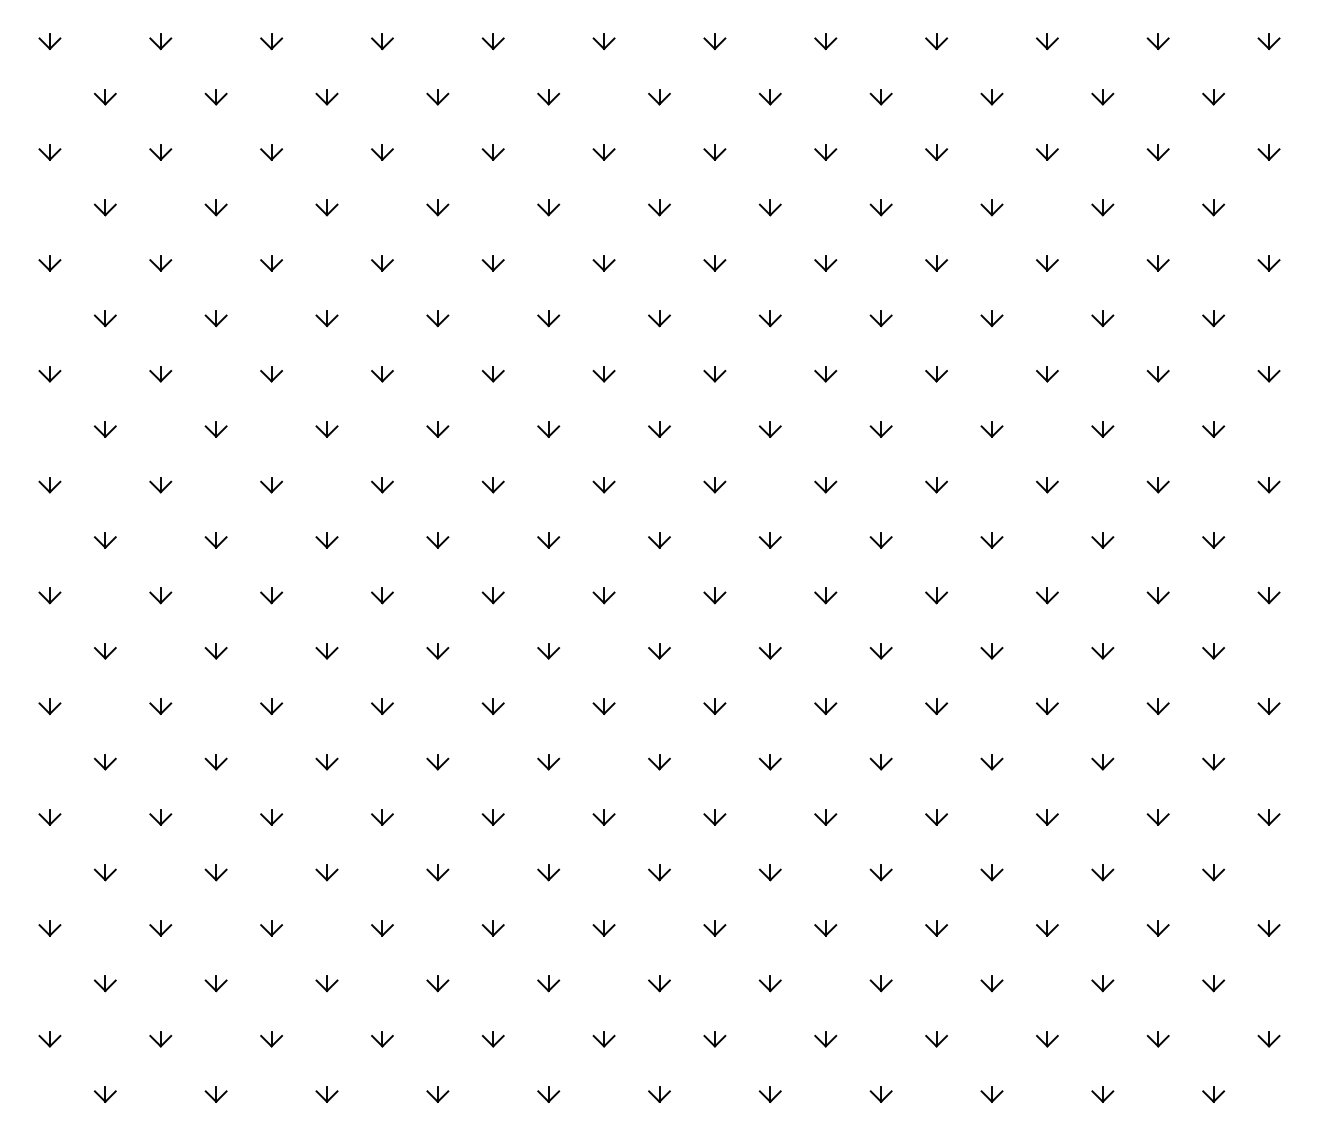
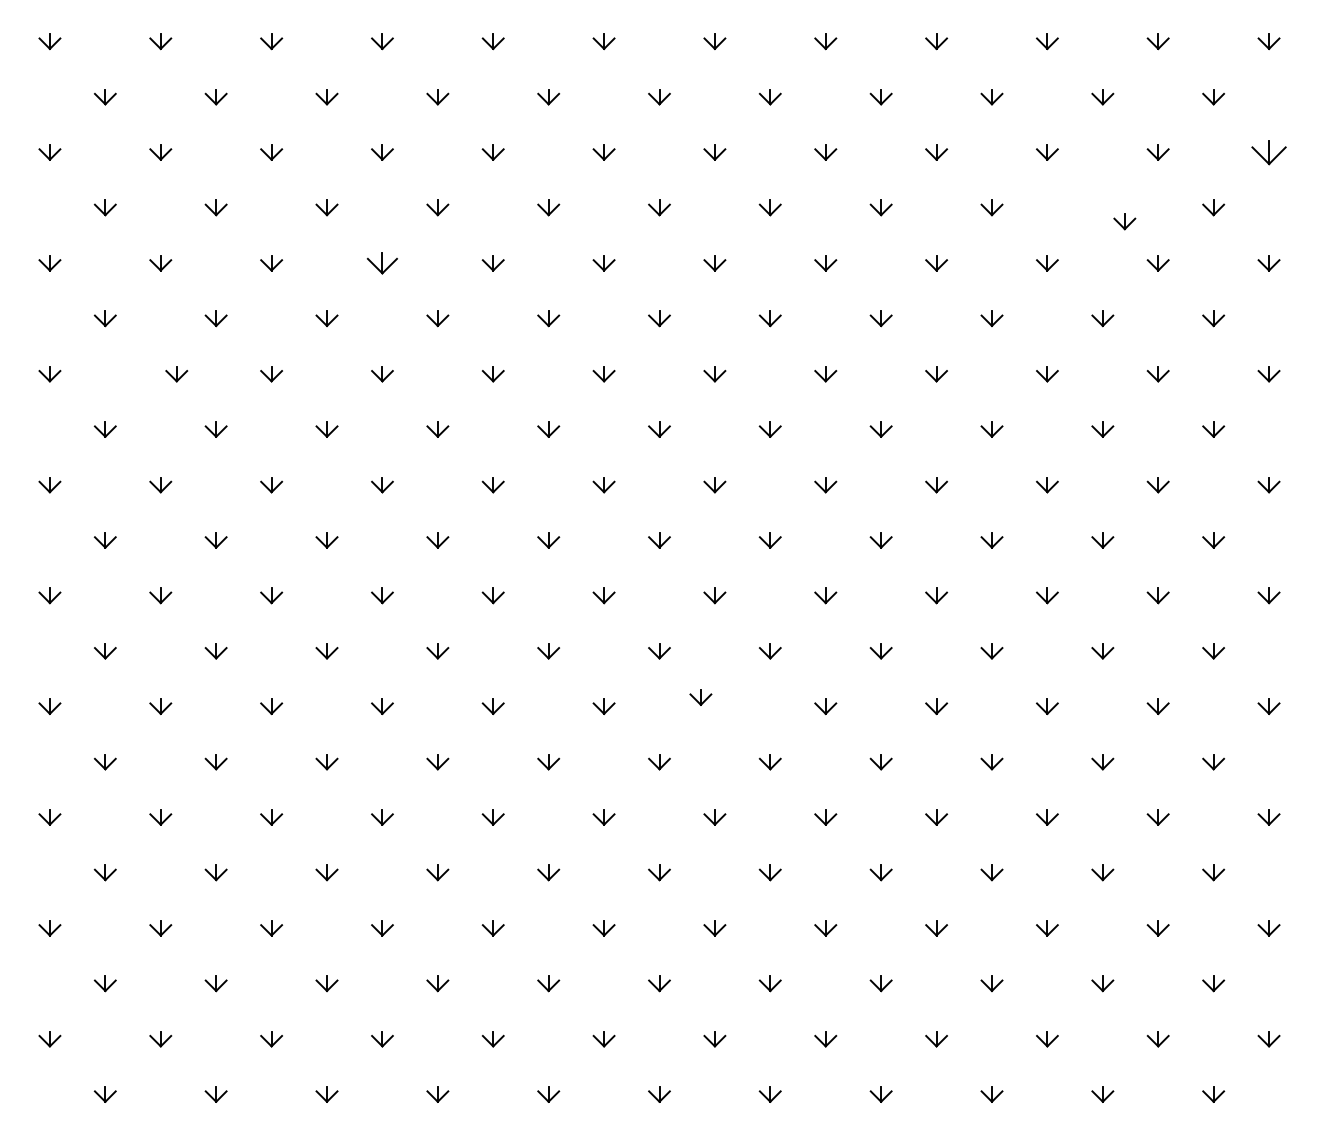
part size: 24x17 px -> 36x26 px (1268, 152)
part position: (1102, 207) -> (1124, 221) (1124, 221)
part size: 23x17 px -> 32x23 px (381, 263)
part position: (160, 374) -> (176, 374) (176, 374)
part position: (714, 706) -> (700, 697) (700, 697)
